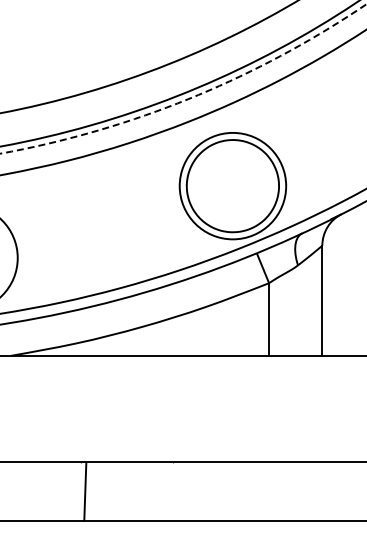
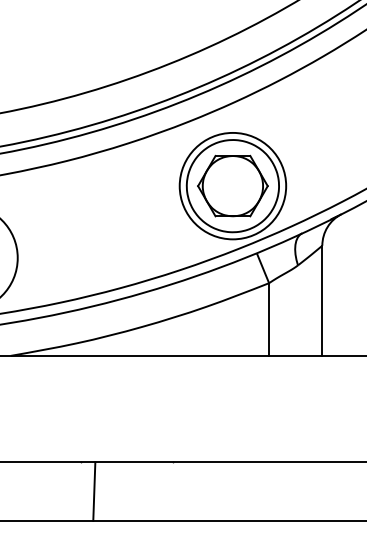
arc: dashed -> solid (191, 97)
part: none -> present (232, 185)
line position: (85, 491) -> (94, 491) (94, 491)
